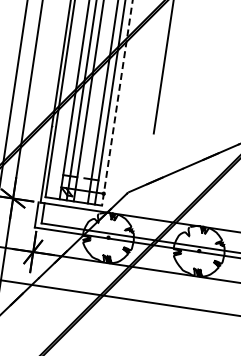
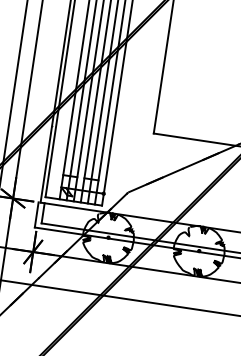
line: none -> present (95, 102)
line: dashed -> solid (117, 103)
line: none -> present (195, 139)
